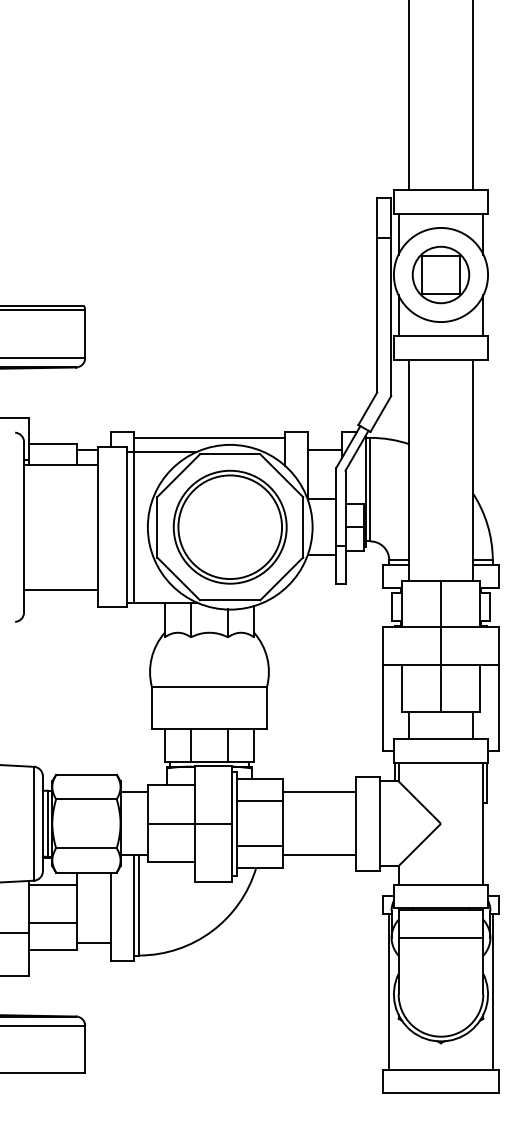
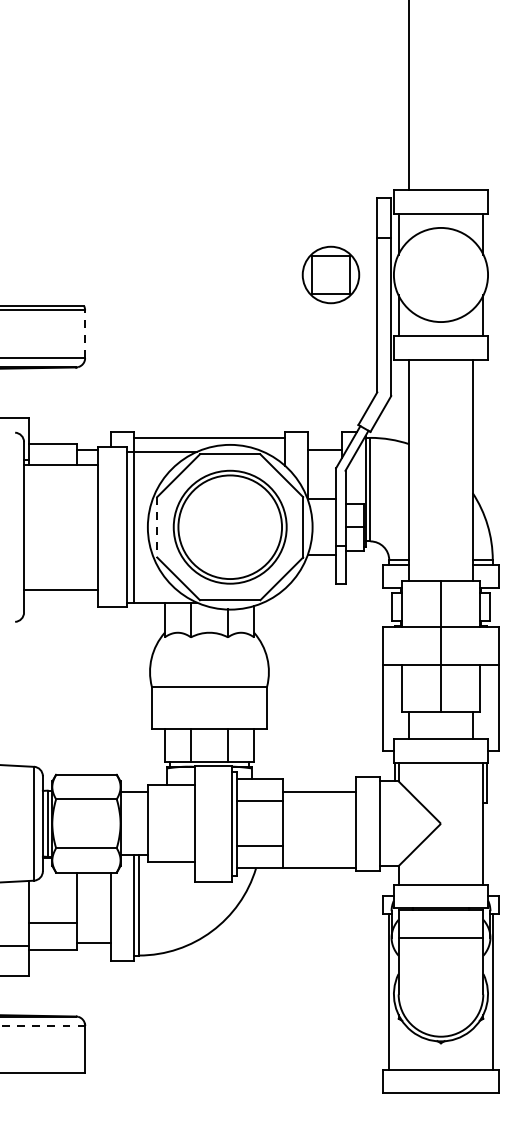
line: present -> none (472, 96)
part position: (440, 274) -> (330, 274) (330, 274)
line: solid -> dashed (85, 334)
line: solid -> dashed (157, 527)
line: present -> none (190, 823)
line position: (319, 855) -> (319, 868) (319, 868)
line: present -> none (52, 884)
line position: (15, 933) -> (15, 946) (15, 946)
line: solid -> dashed (42, 1025)
